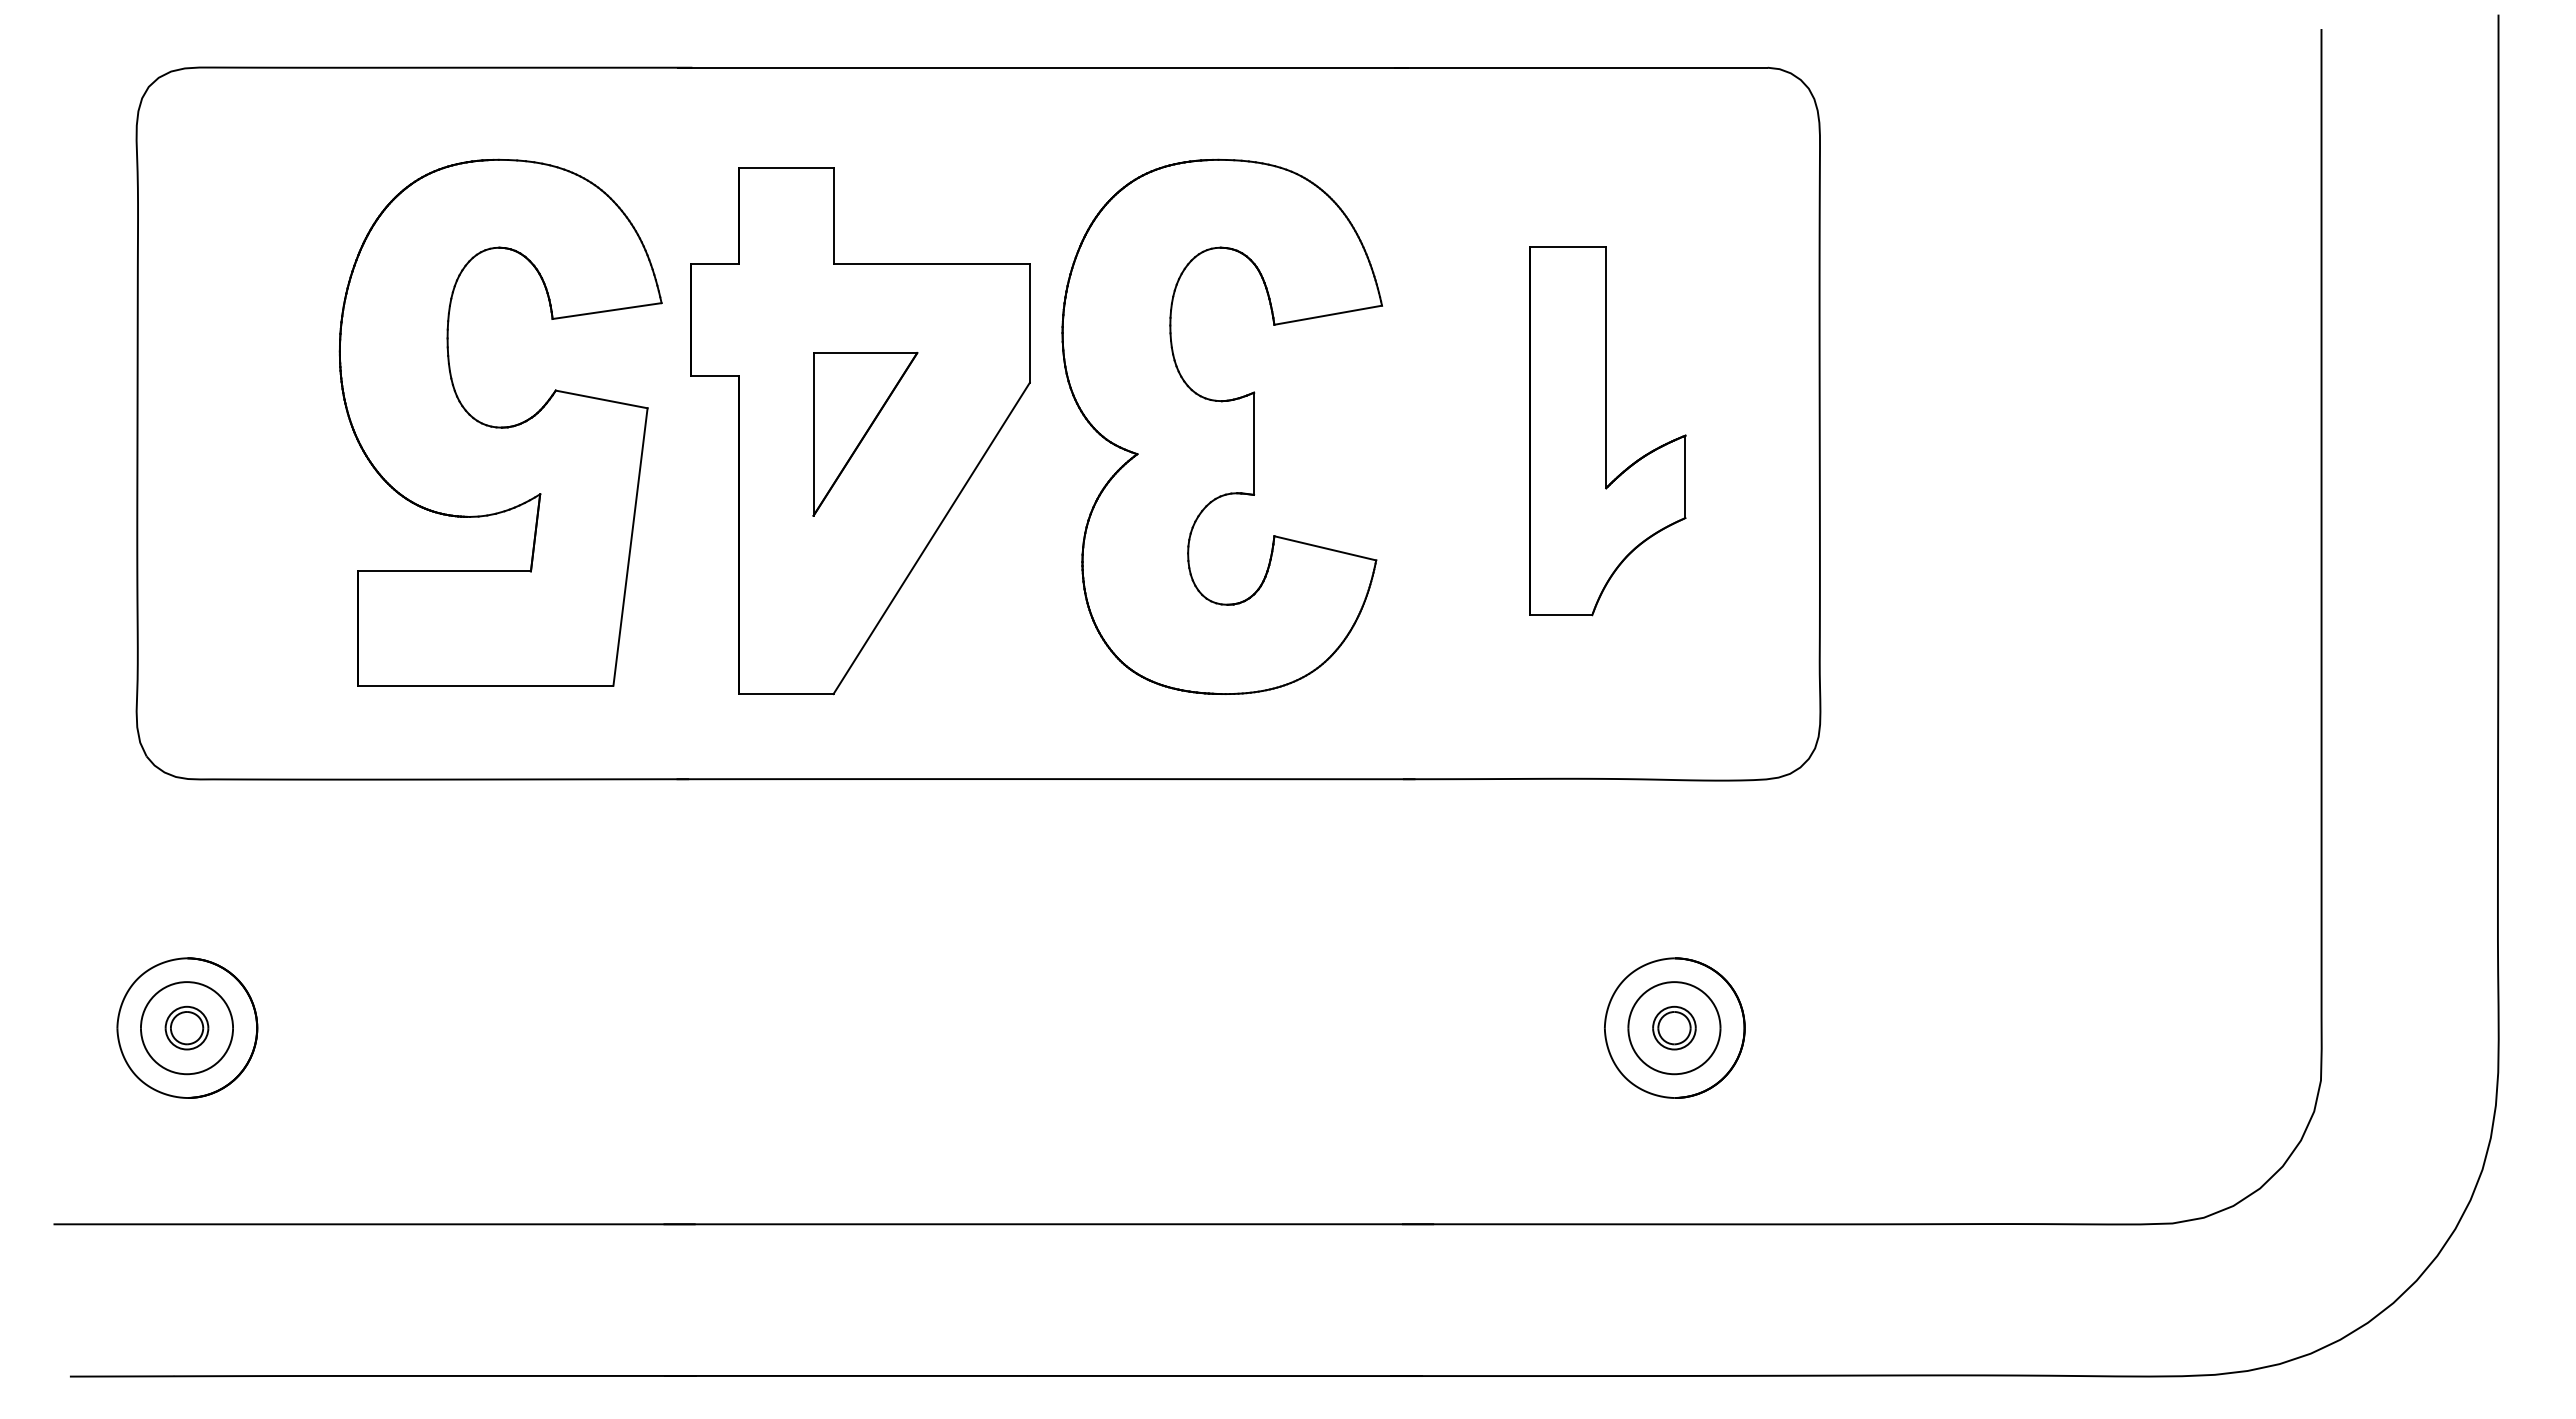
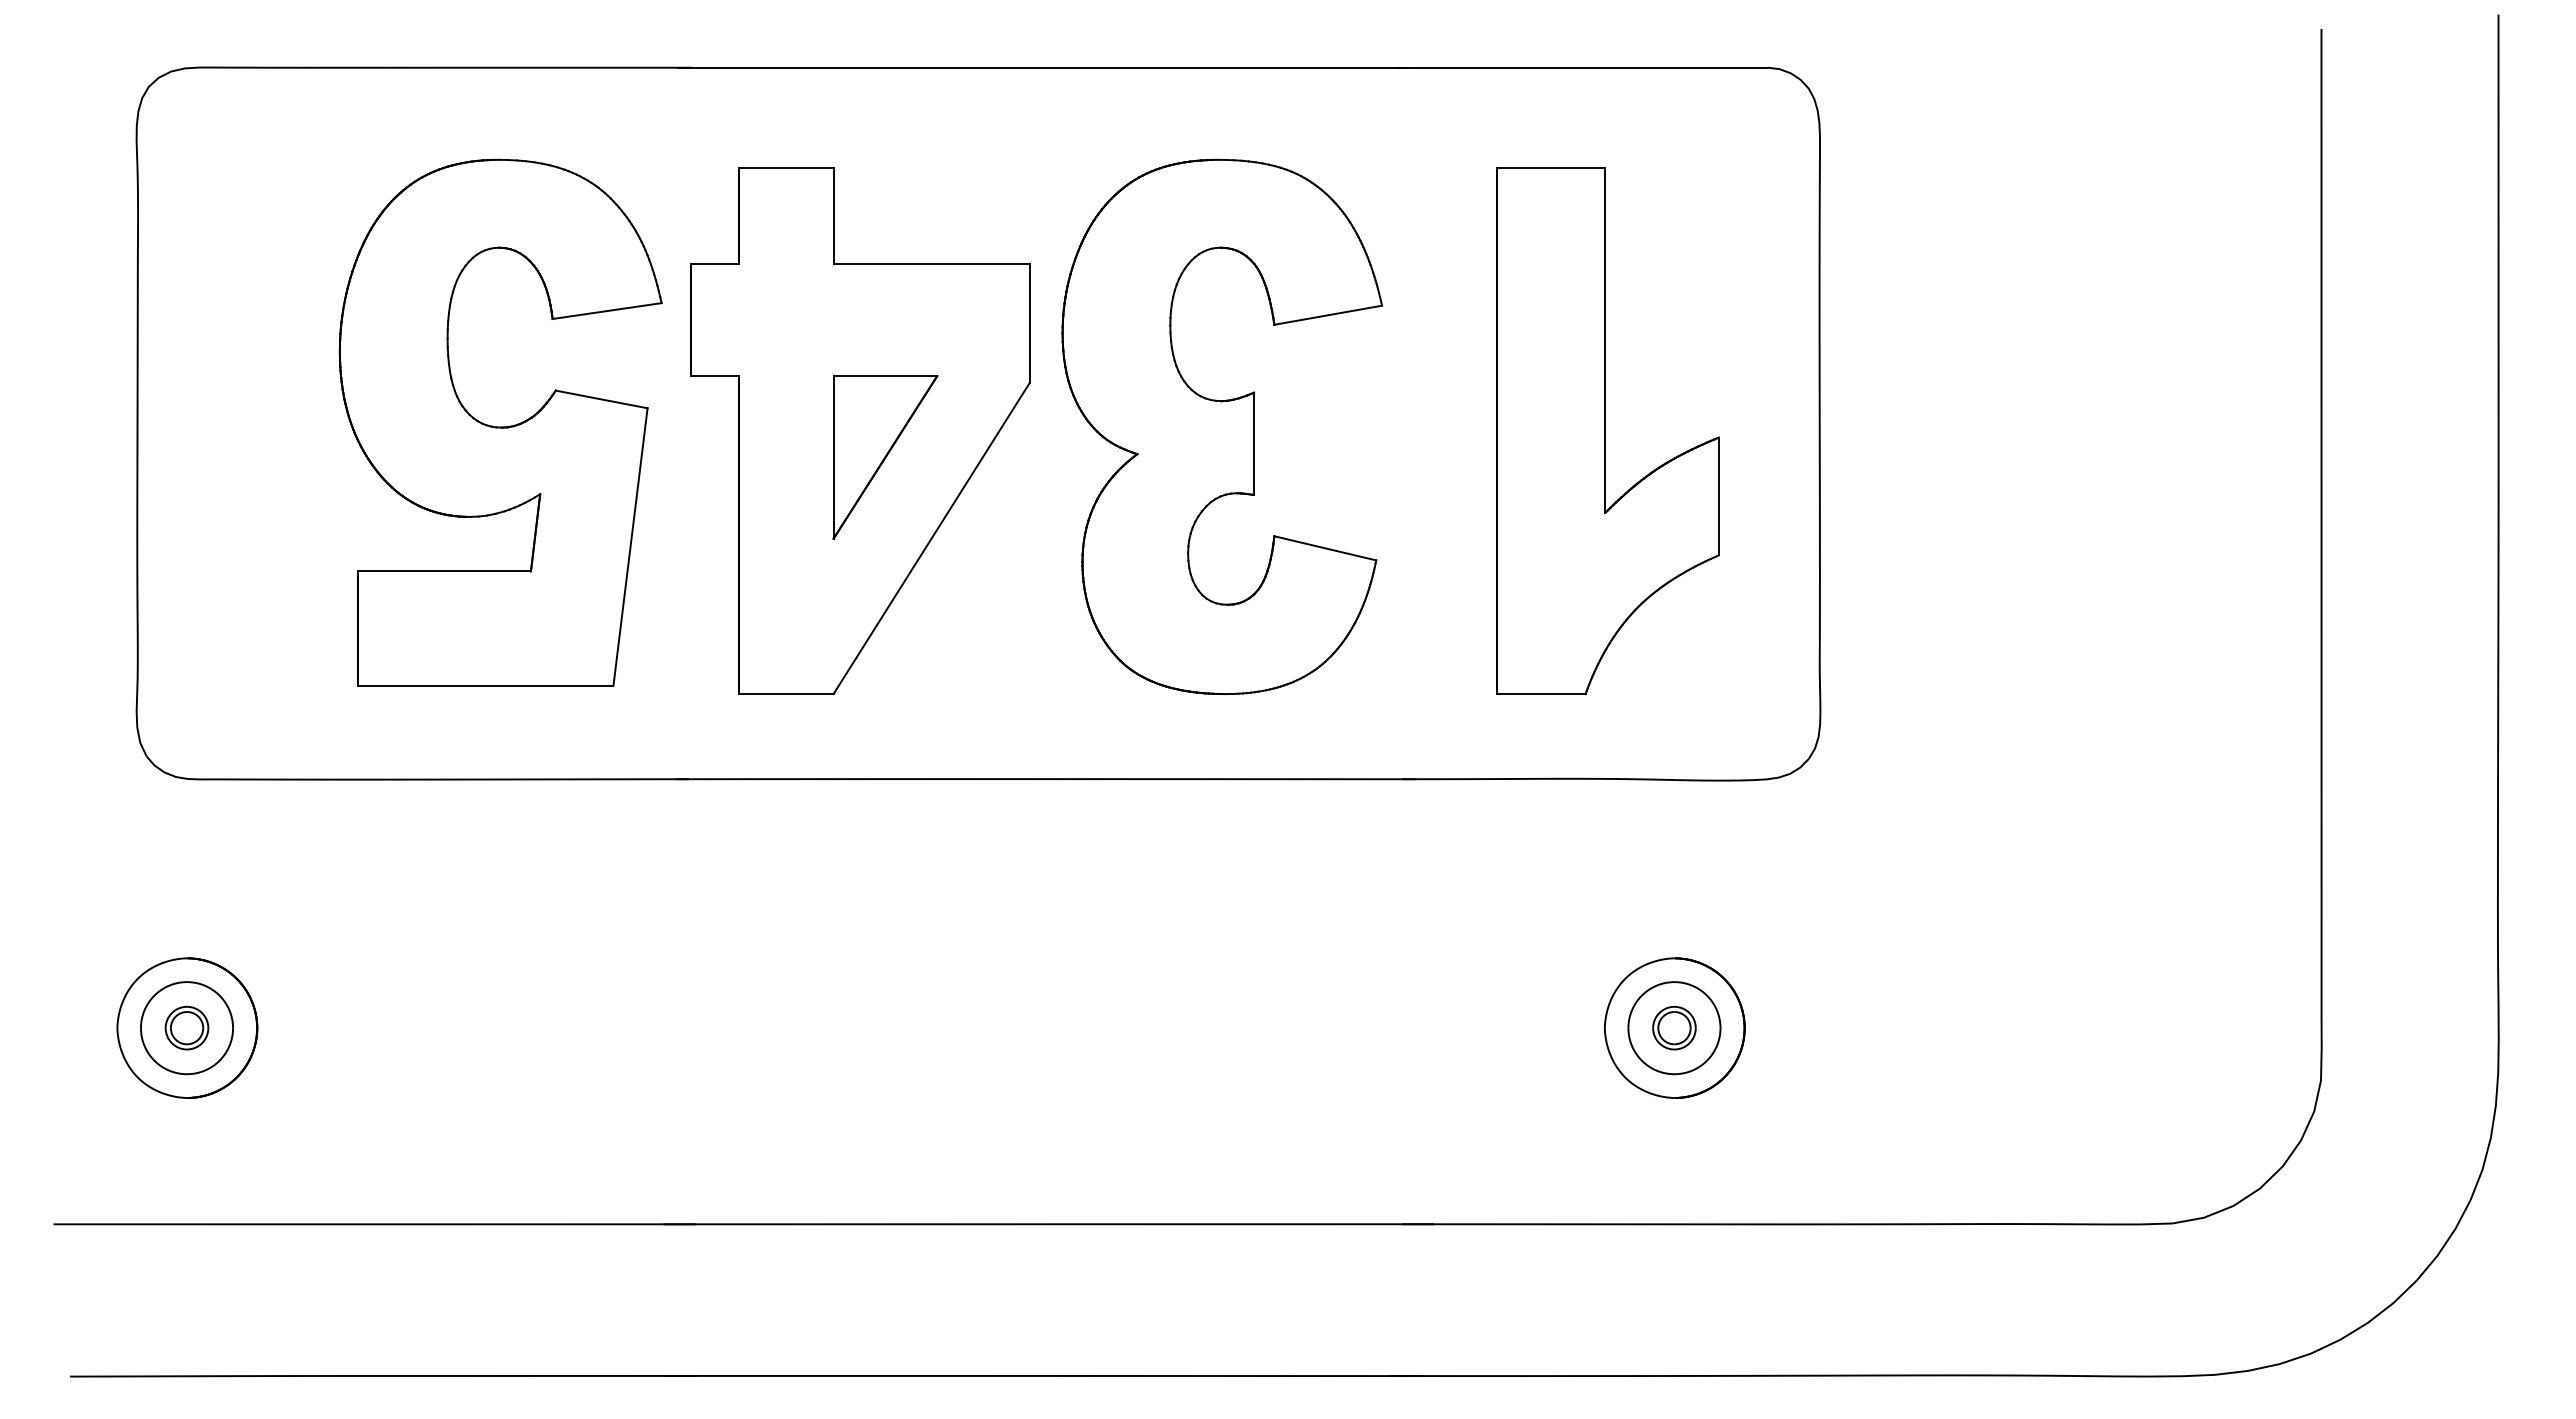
part size: 158x371 px -> 224x528 px (1607, 430)
part position: (865, 434) -> (885, 457) (885, 457)
